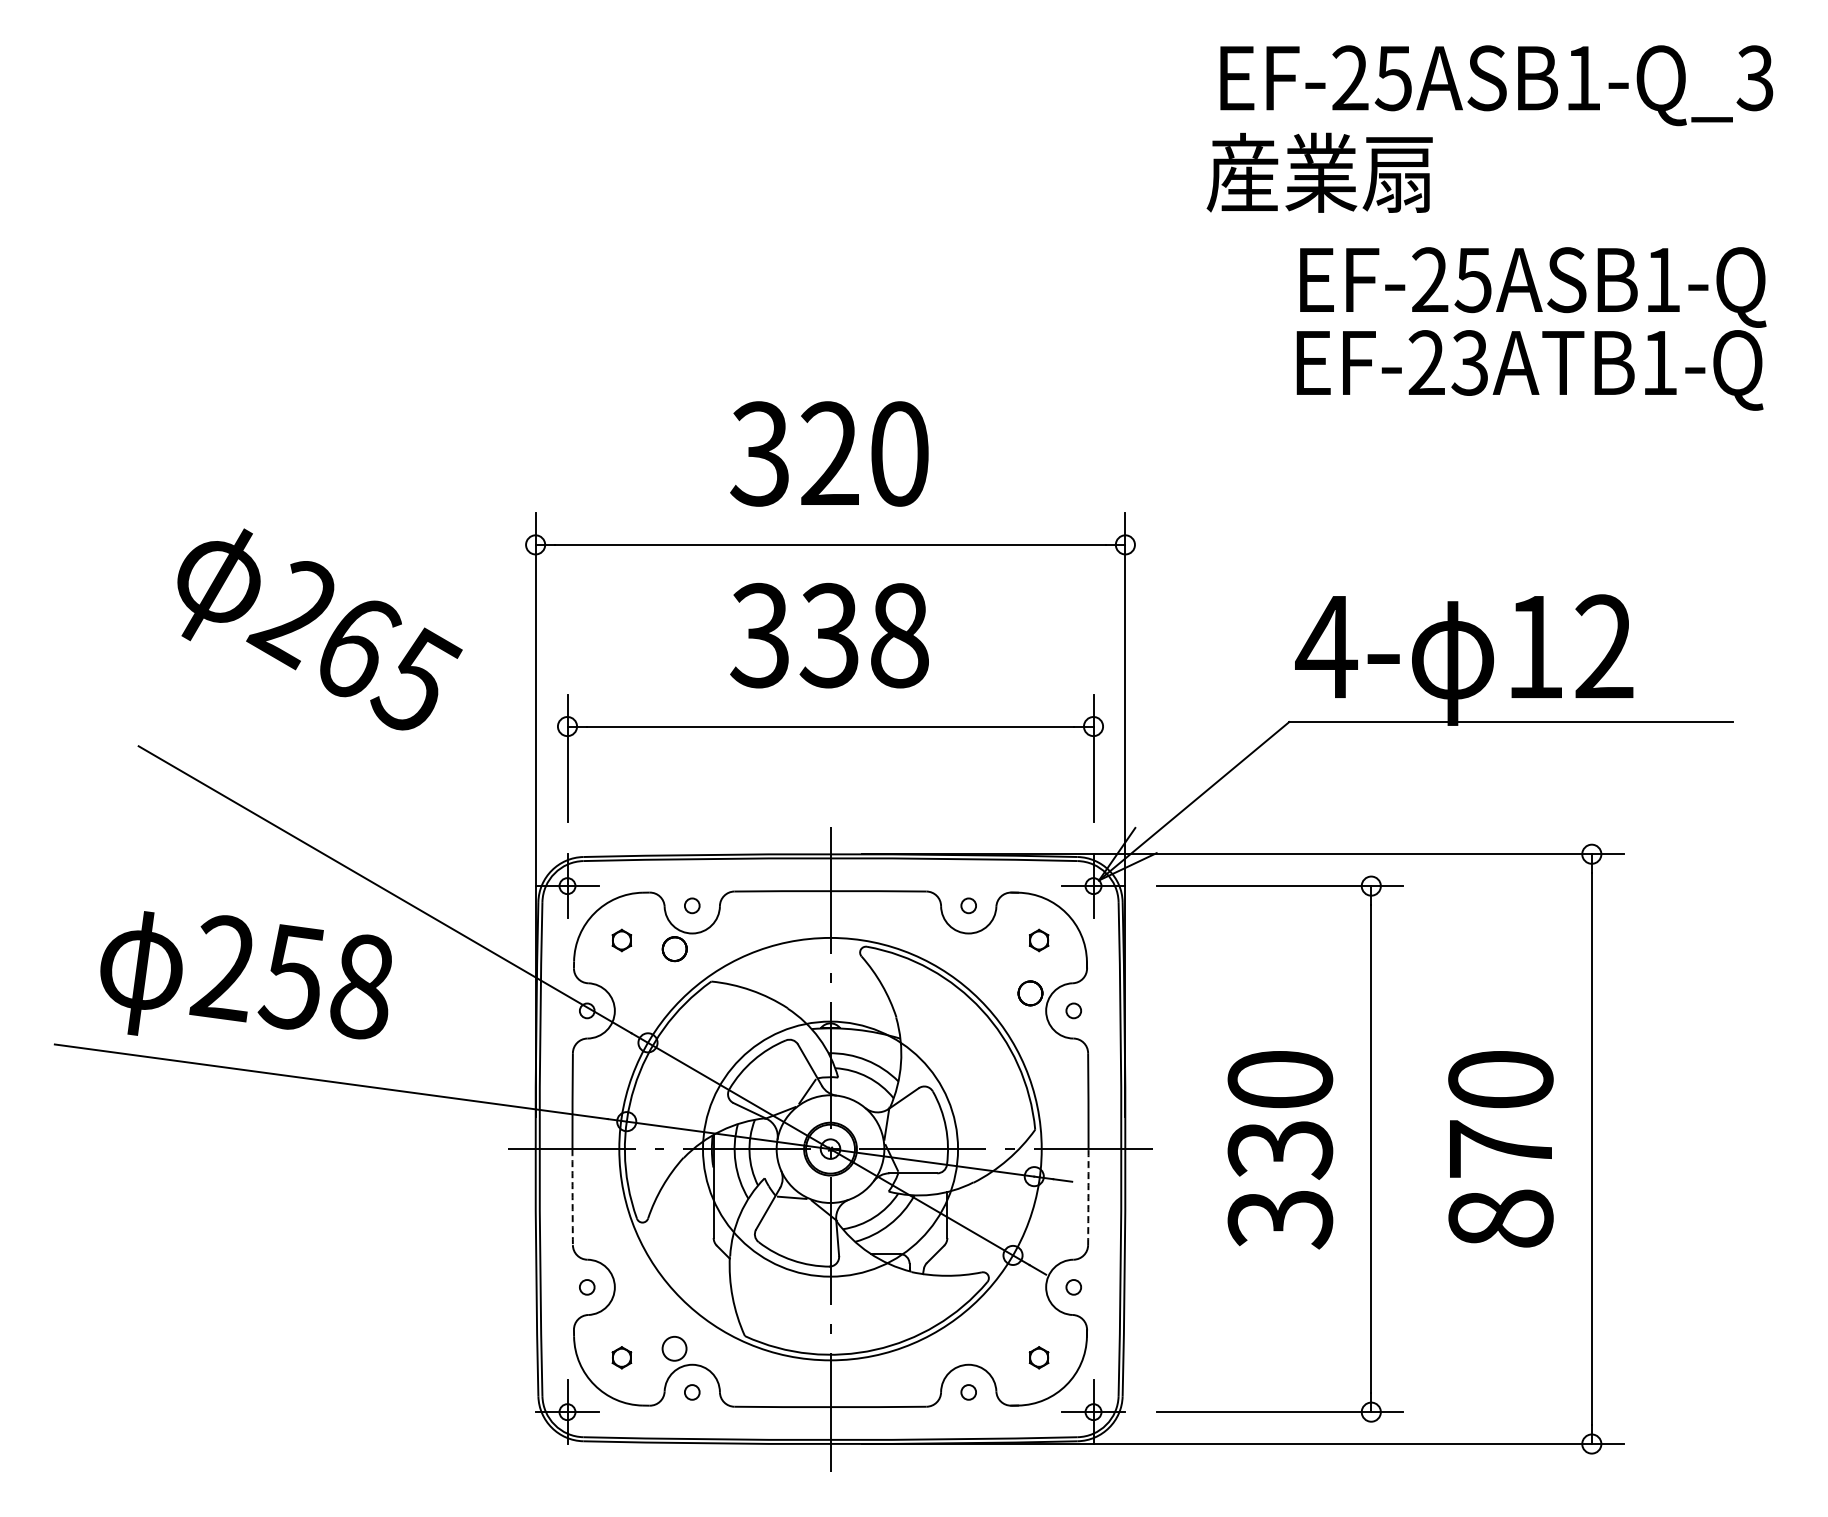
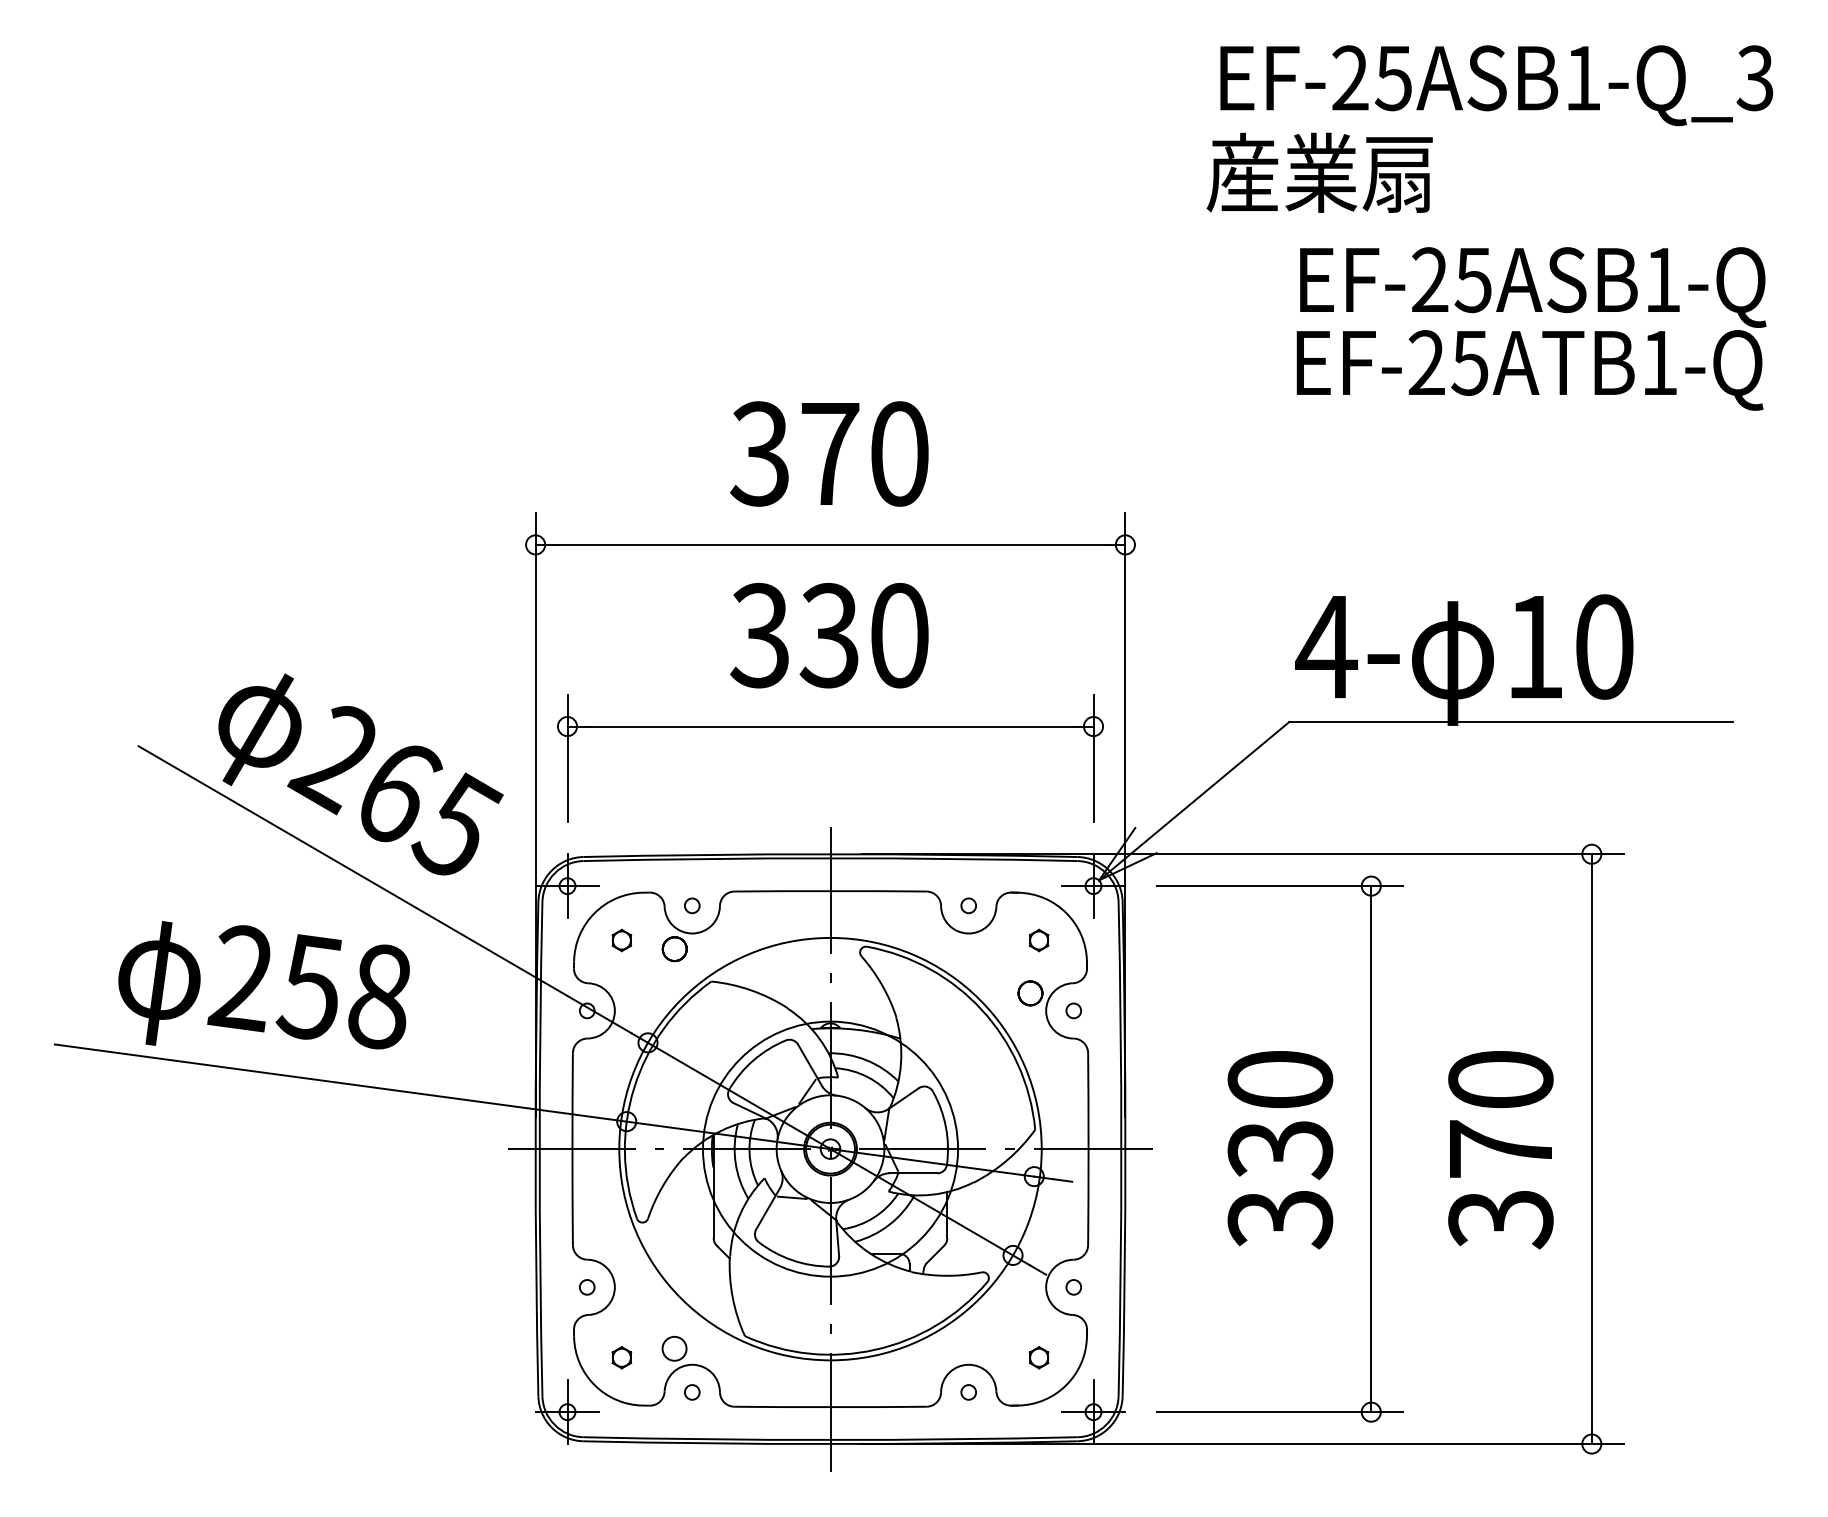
text: EF-23ATB1-Q -> EF-25ATB1-Q (1469, 362)
text: 320 -> 370 (830, 452)
text position: (319, 629) -> (360, 774) (360, 774)
text: 338 -> 330 (899, 635)
text: 12 -> 10 (1604, 646)
text position: (245, 975) -> (263, 985) (263, 985)
arc: dashed -> solid (572, 1197)
arc: dashed -> solid (1088, 1197)
text: 870 -> 370 (1500, 1219)
